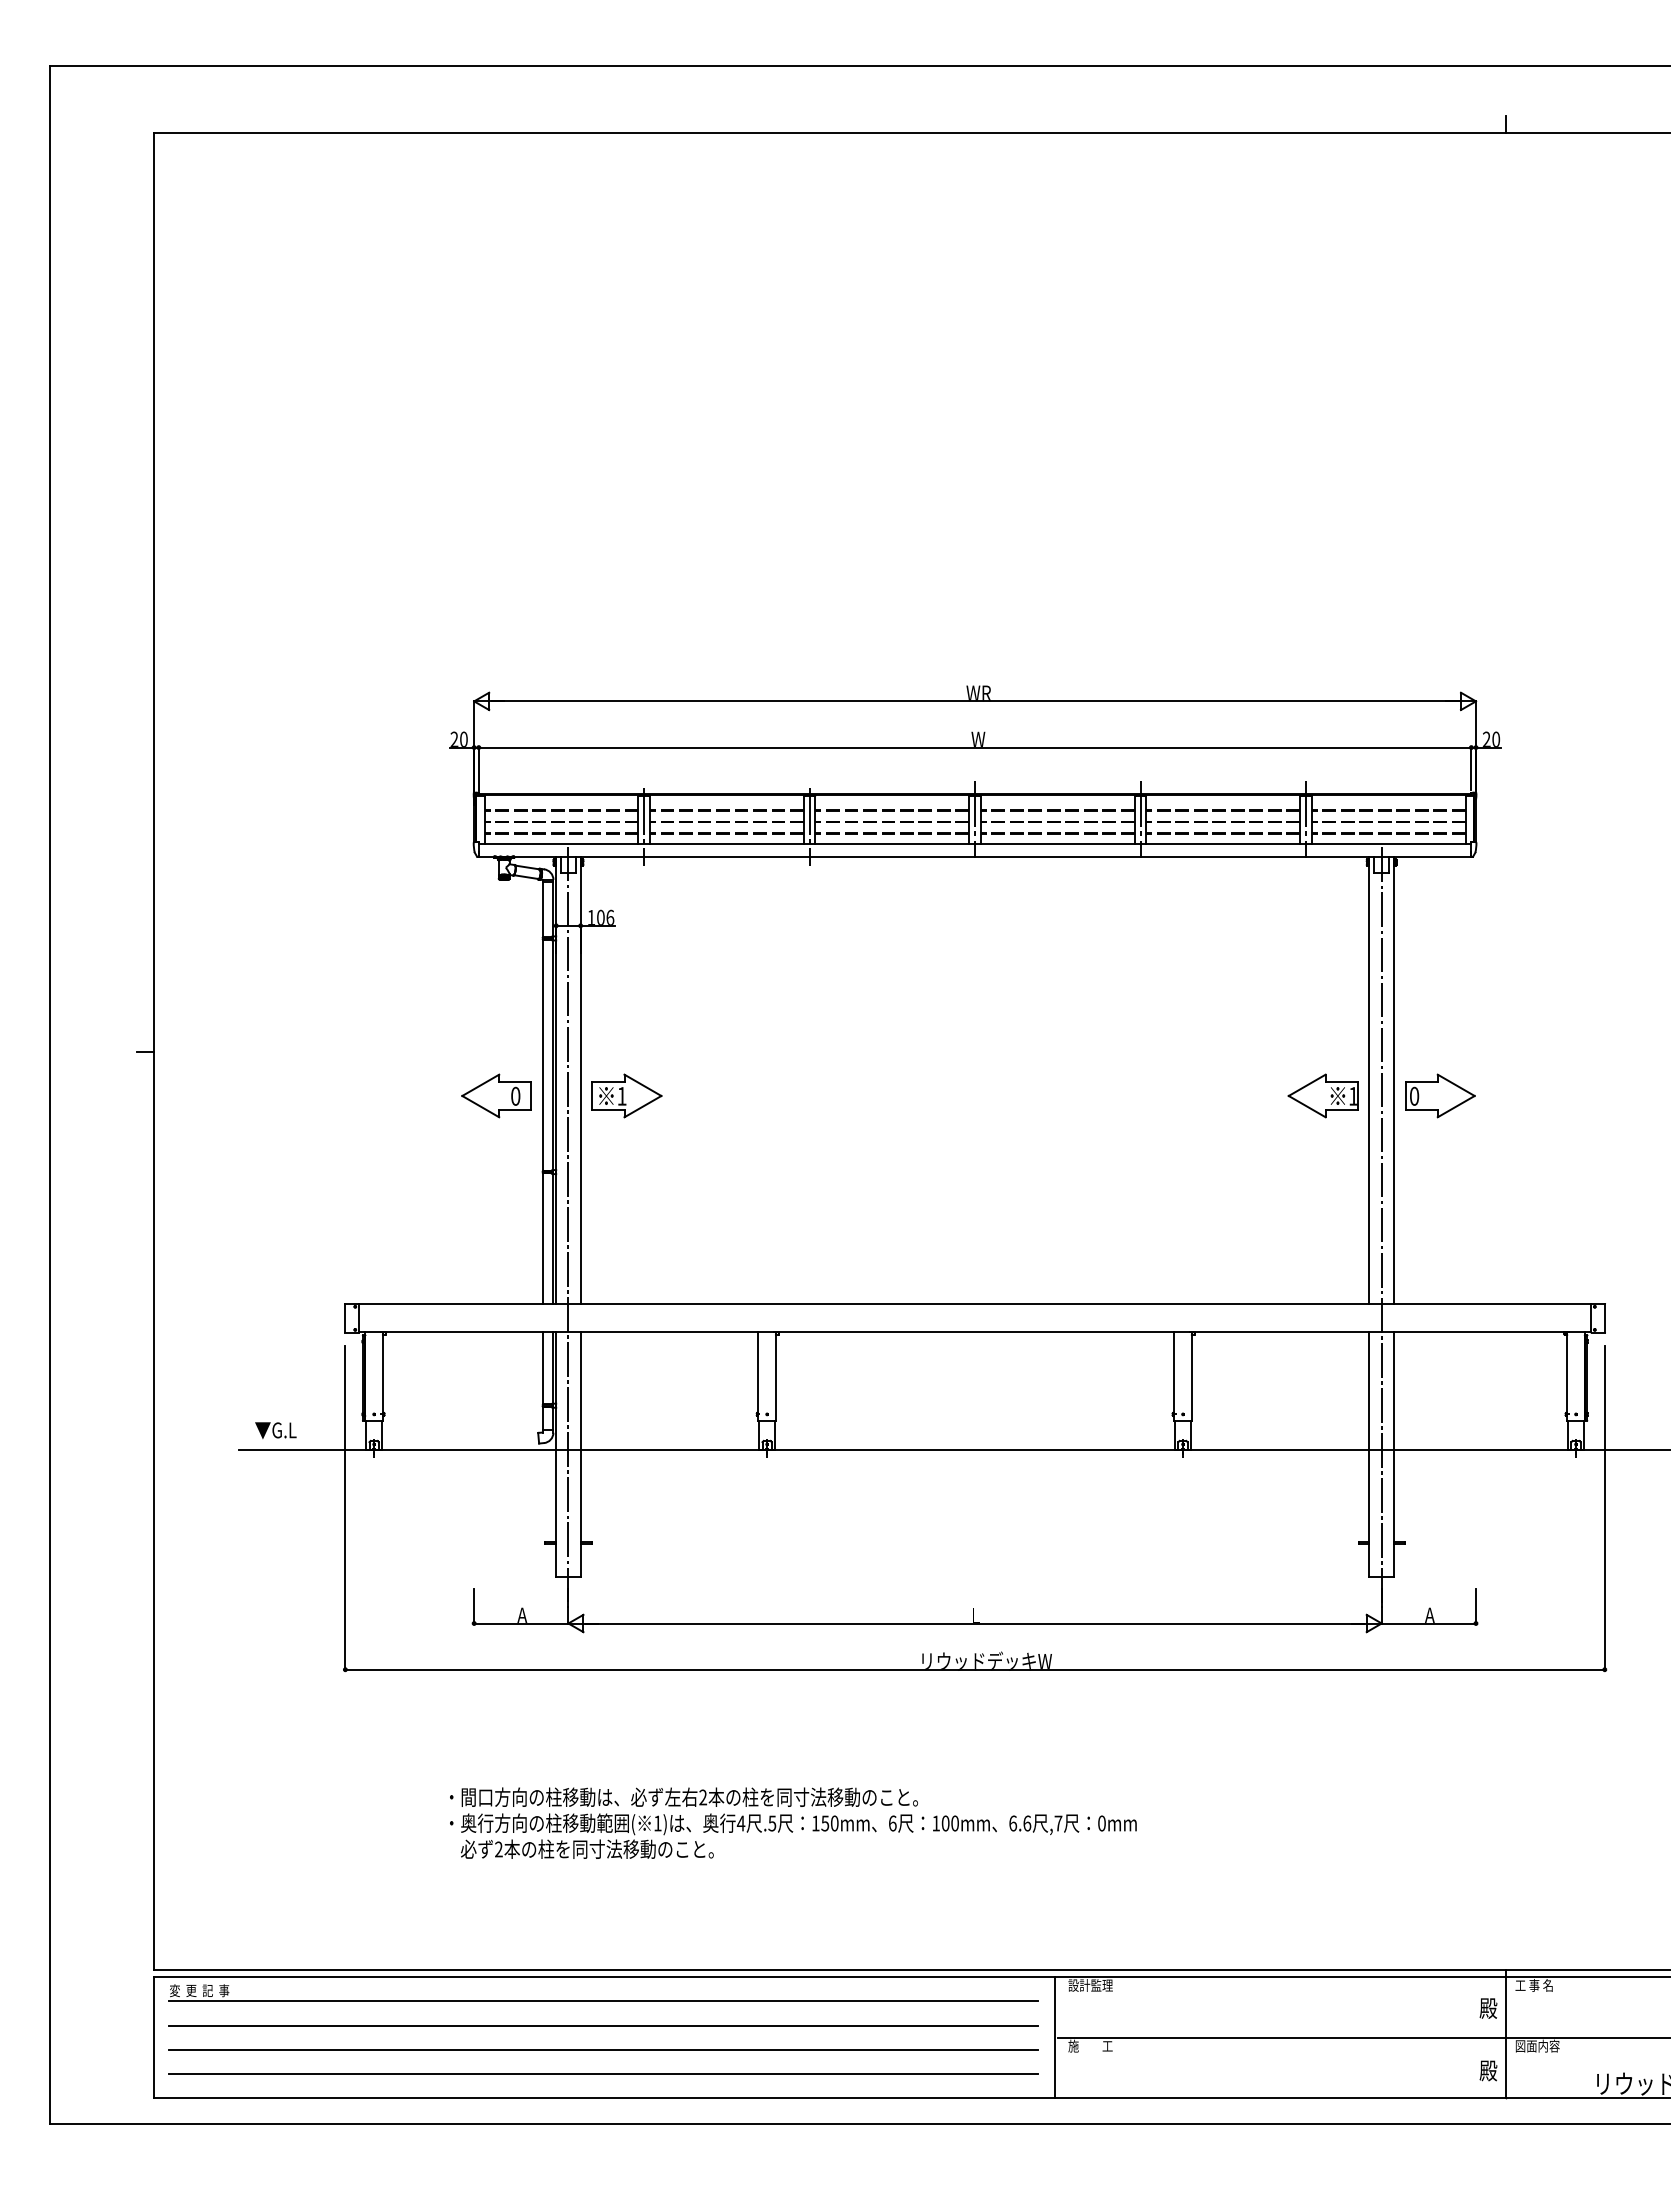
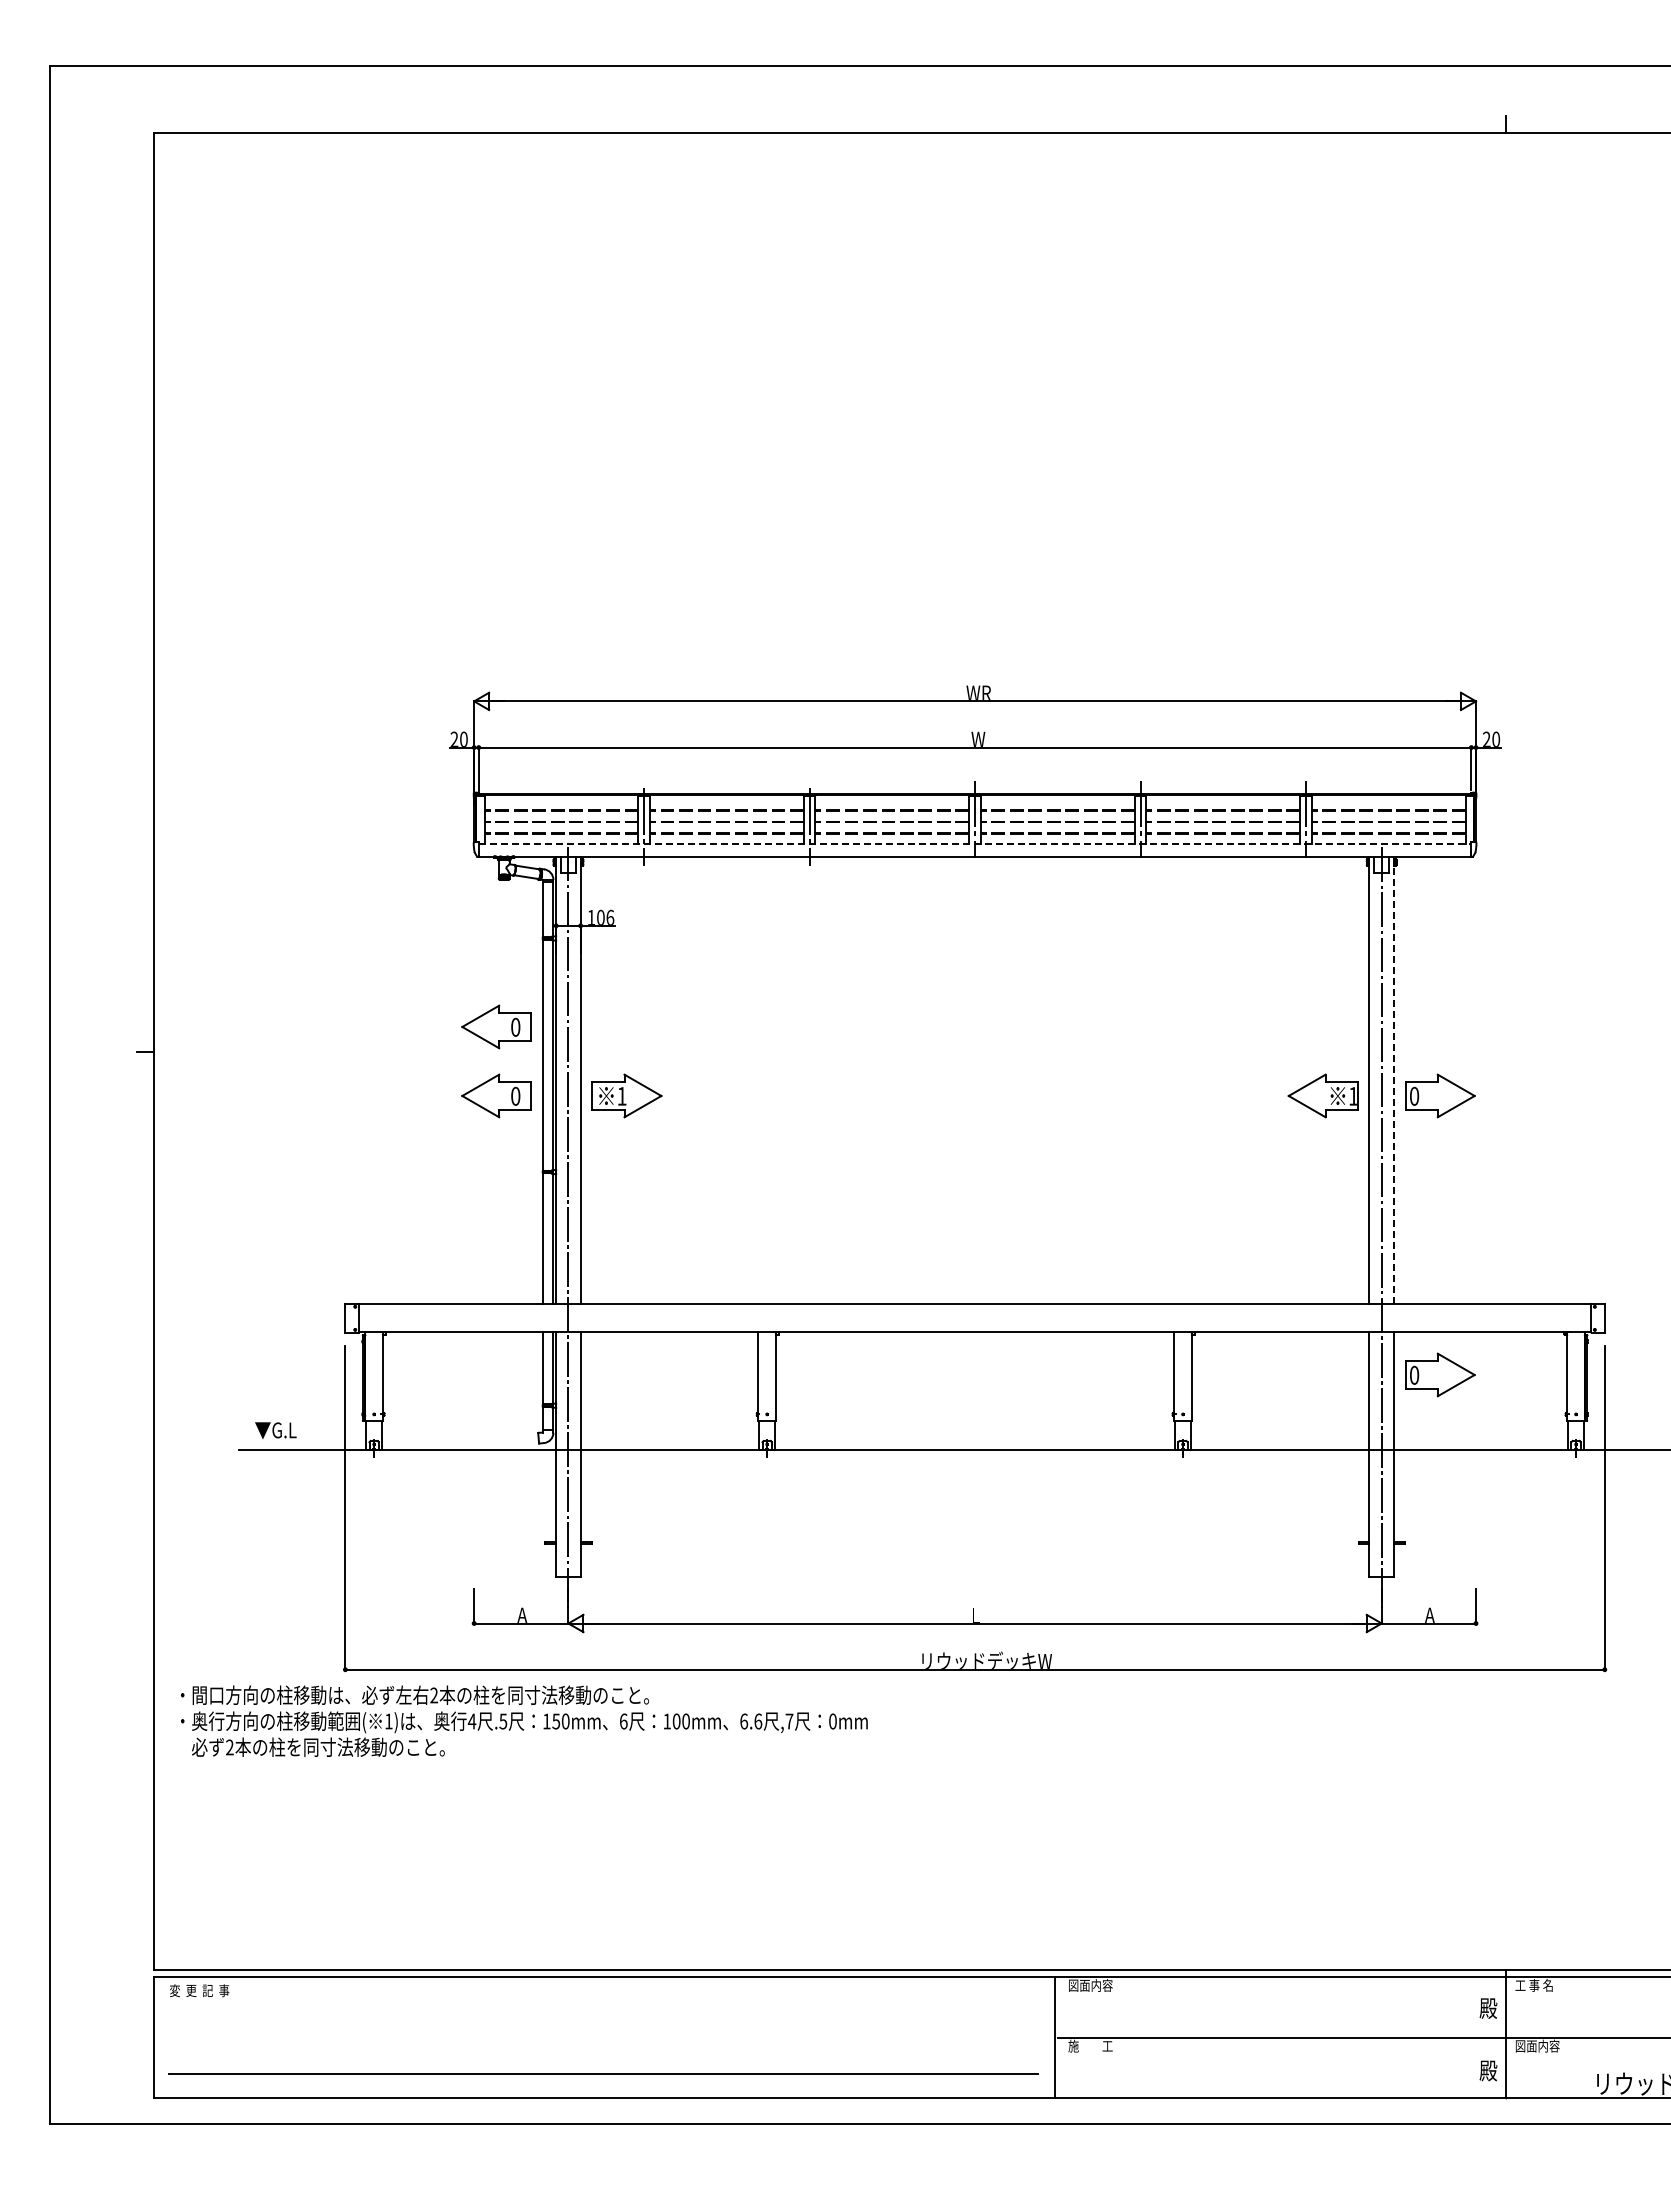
line: solid -> dashed (975, 843)
part: none -> present (496, 1026)
line: solid -> dashed (1393, 1080)
part: none -> present (1440, 1374)
text position: (793, 1822) -> (524, 1720) (524, 1720)
text: 設計監理 -> 図面内容 (1090, 1985)
line: present -> none (602, 2001)
line: present -> none (602, 2025)
line: present -> none (602, 2049)
